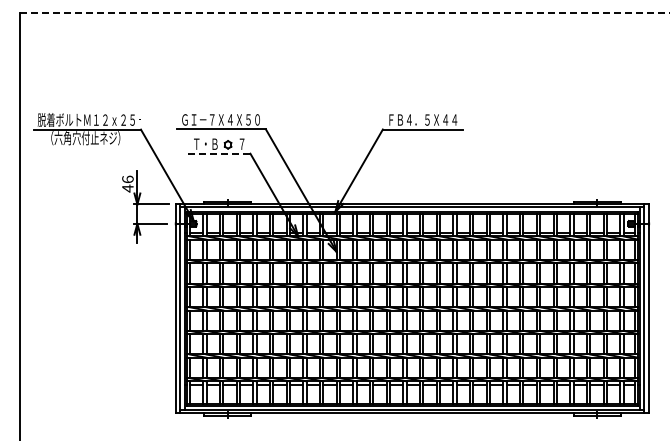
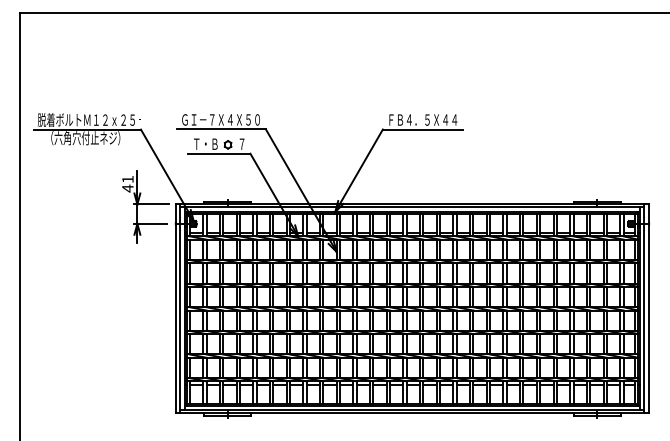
line: dashed -> solid (344, 13)
line: dashed -> solid (219, 153)
text: 46 -> 41 (127, 179)
